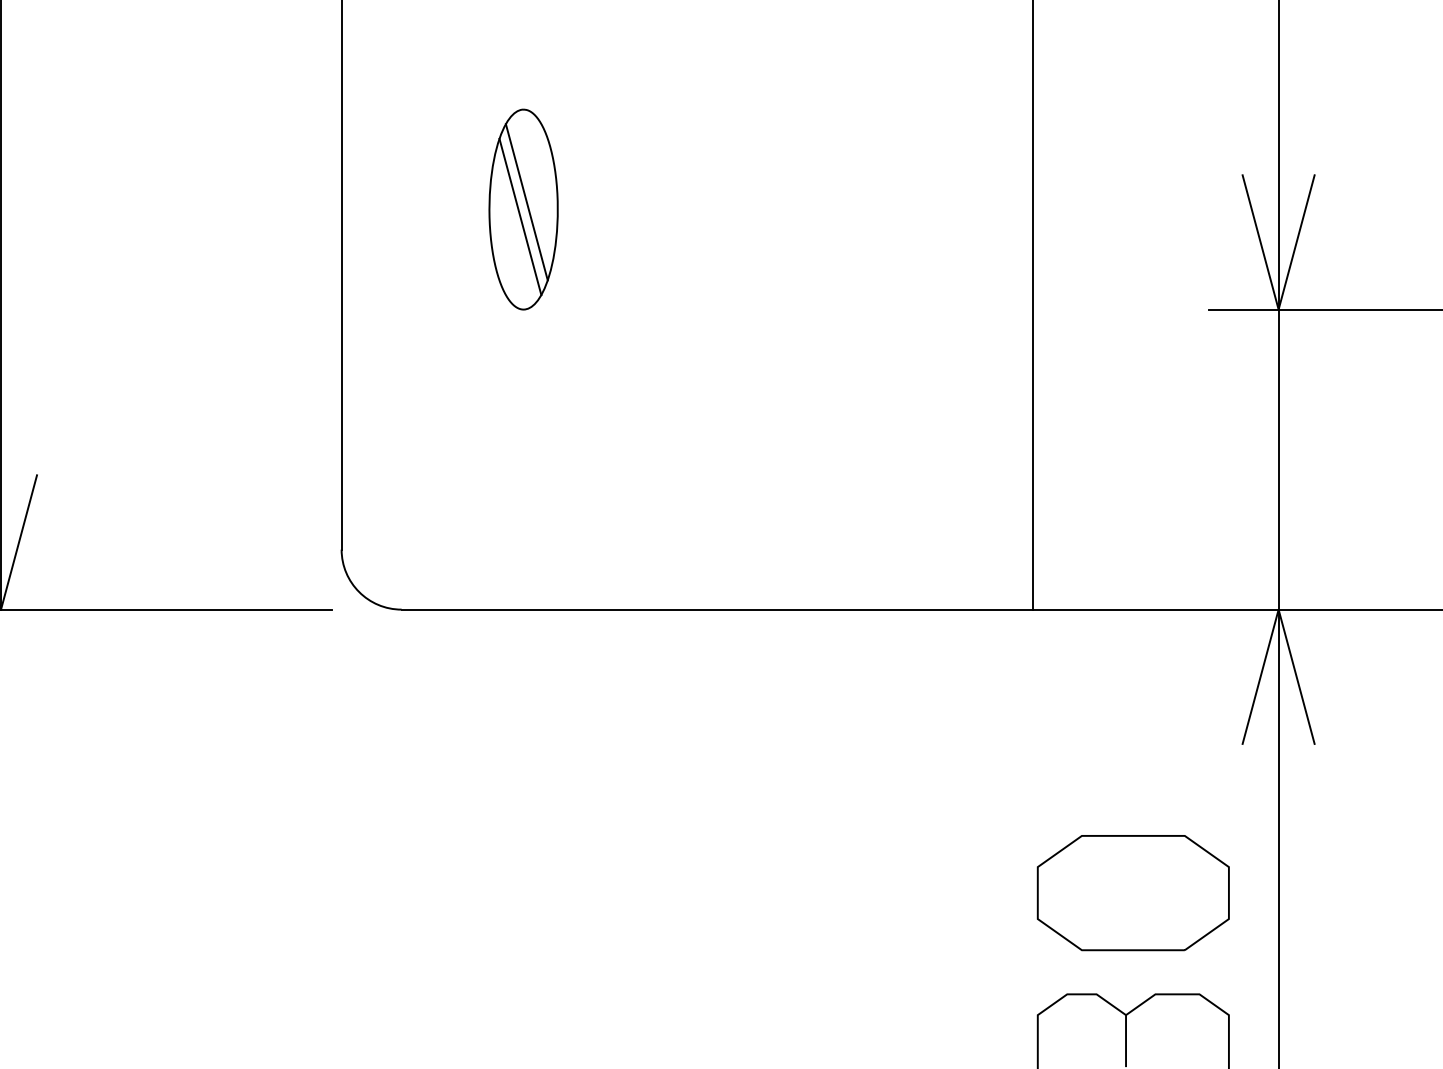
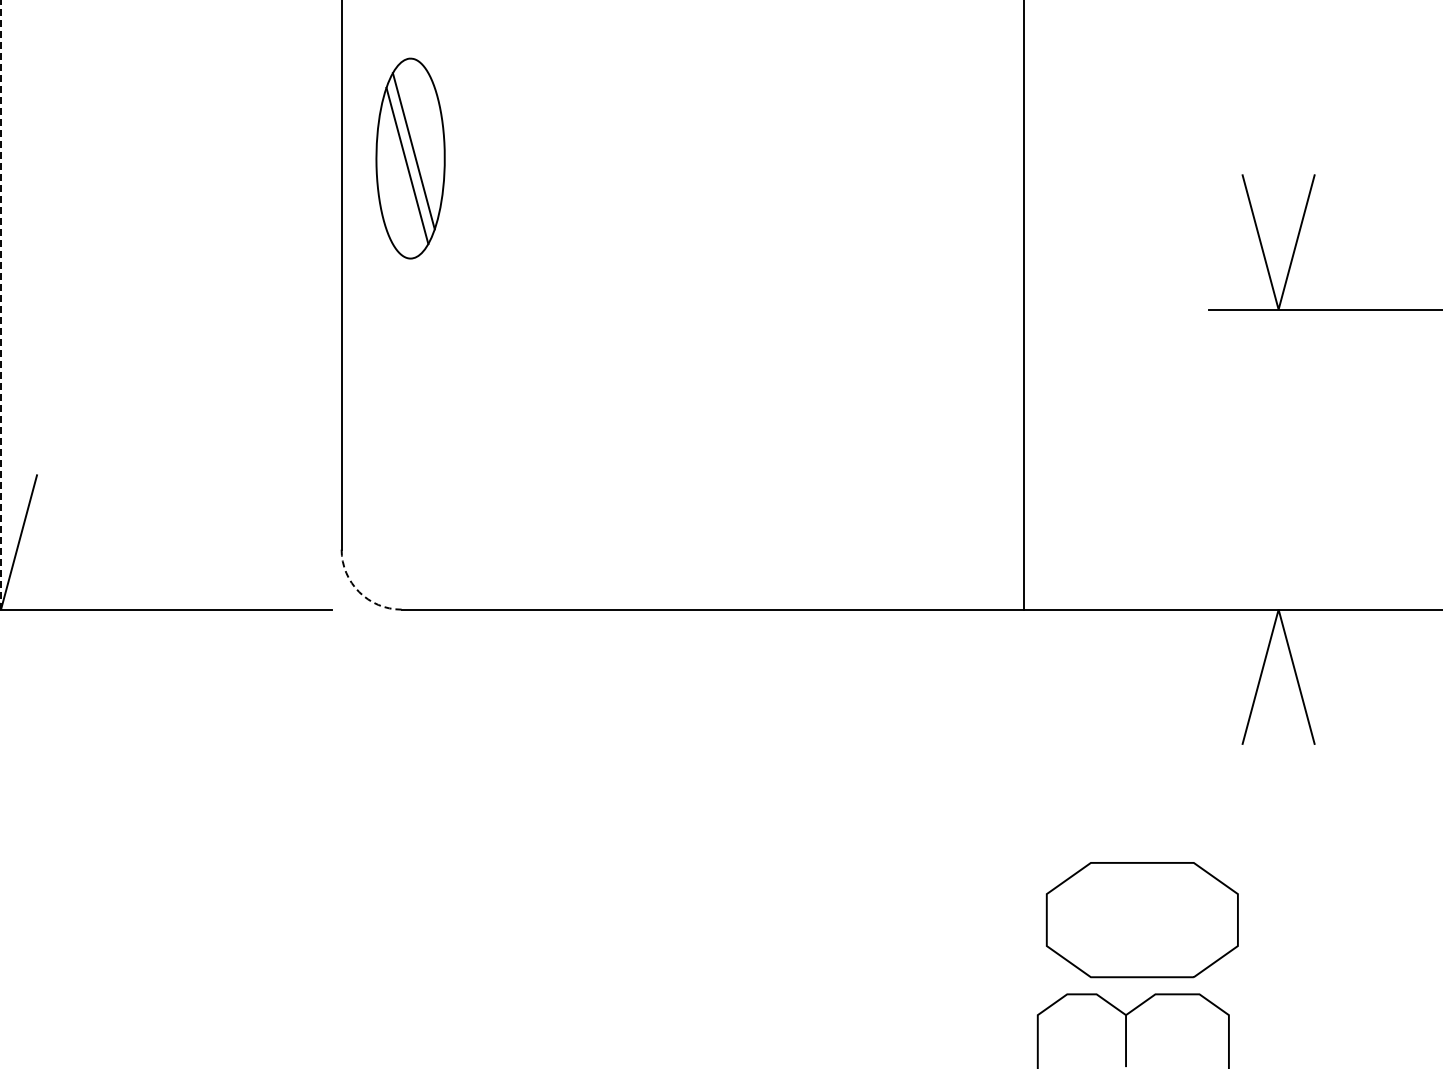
part position: (523, 209) -> (410, 158) (410, 158)
line: solid -> dashed (1, 304)
line position: (1033, 305) -> (1024, 305) (1024, 305)
line: present -> none (1278, 533)
arc: solid -> dashed (359, 592)
part position: (1132, 893) -> (1141, 920) (1141, 920)
